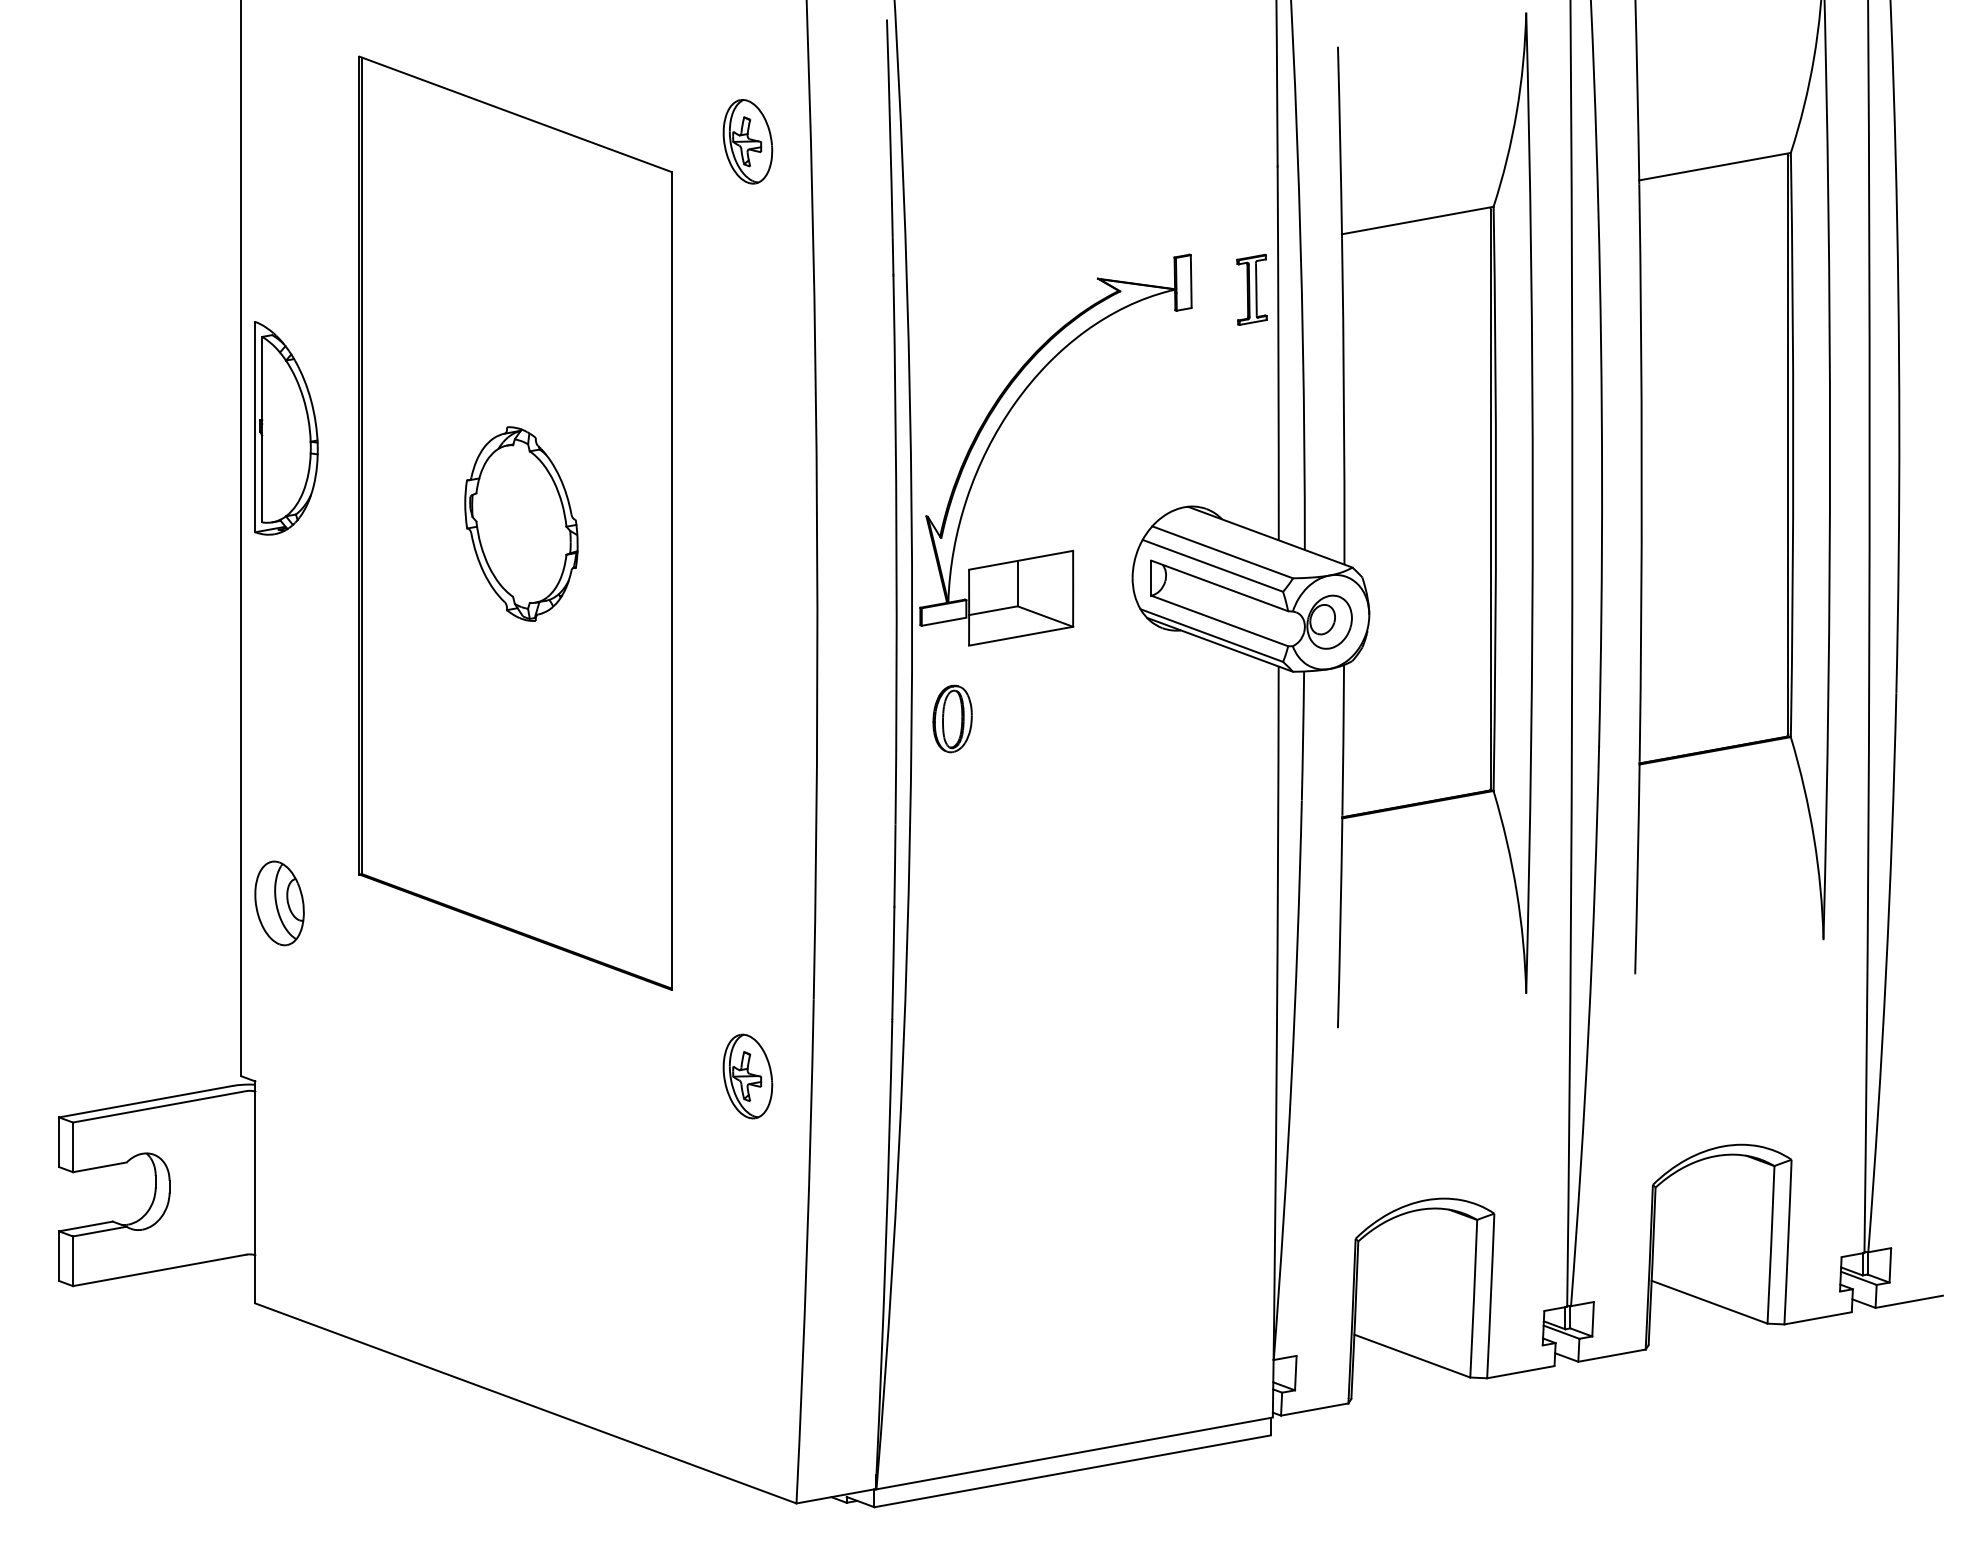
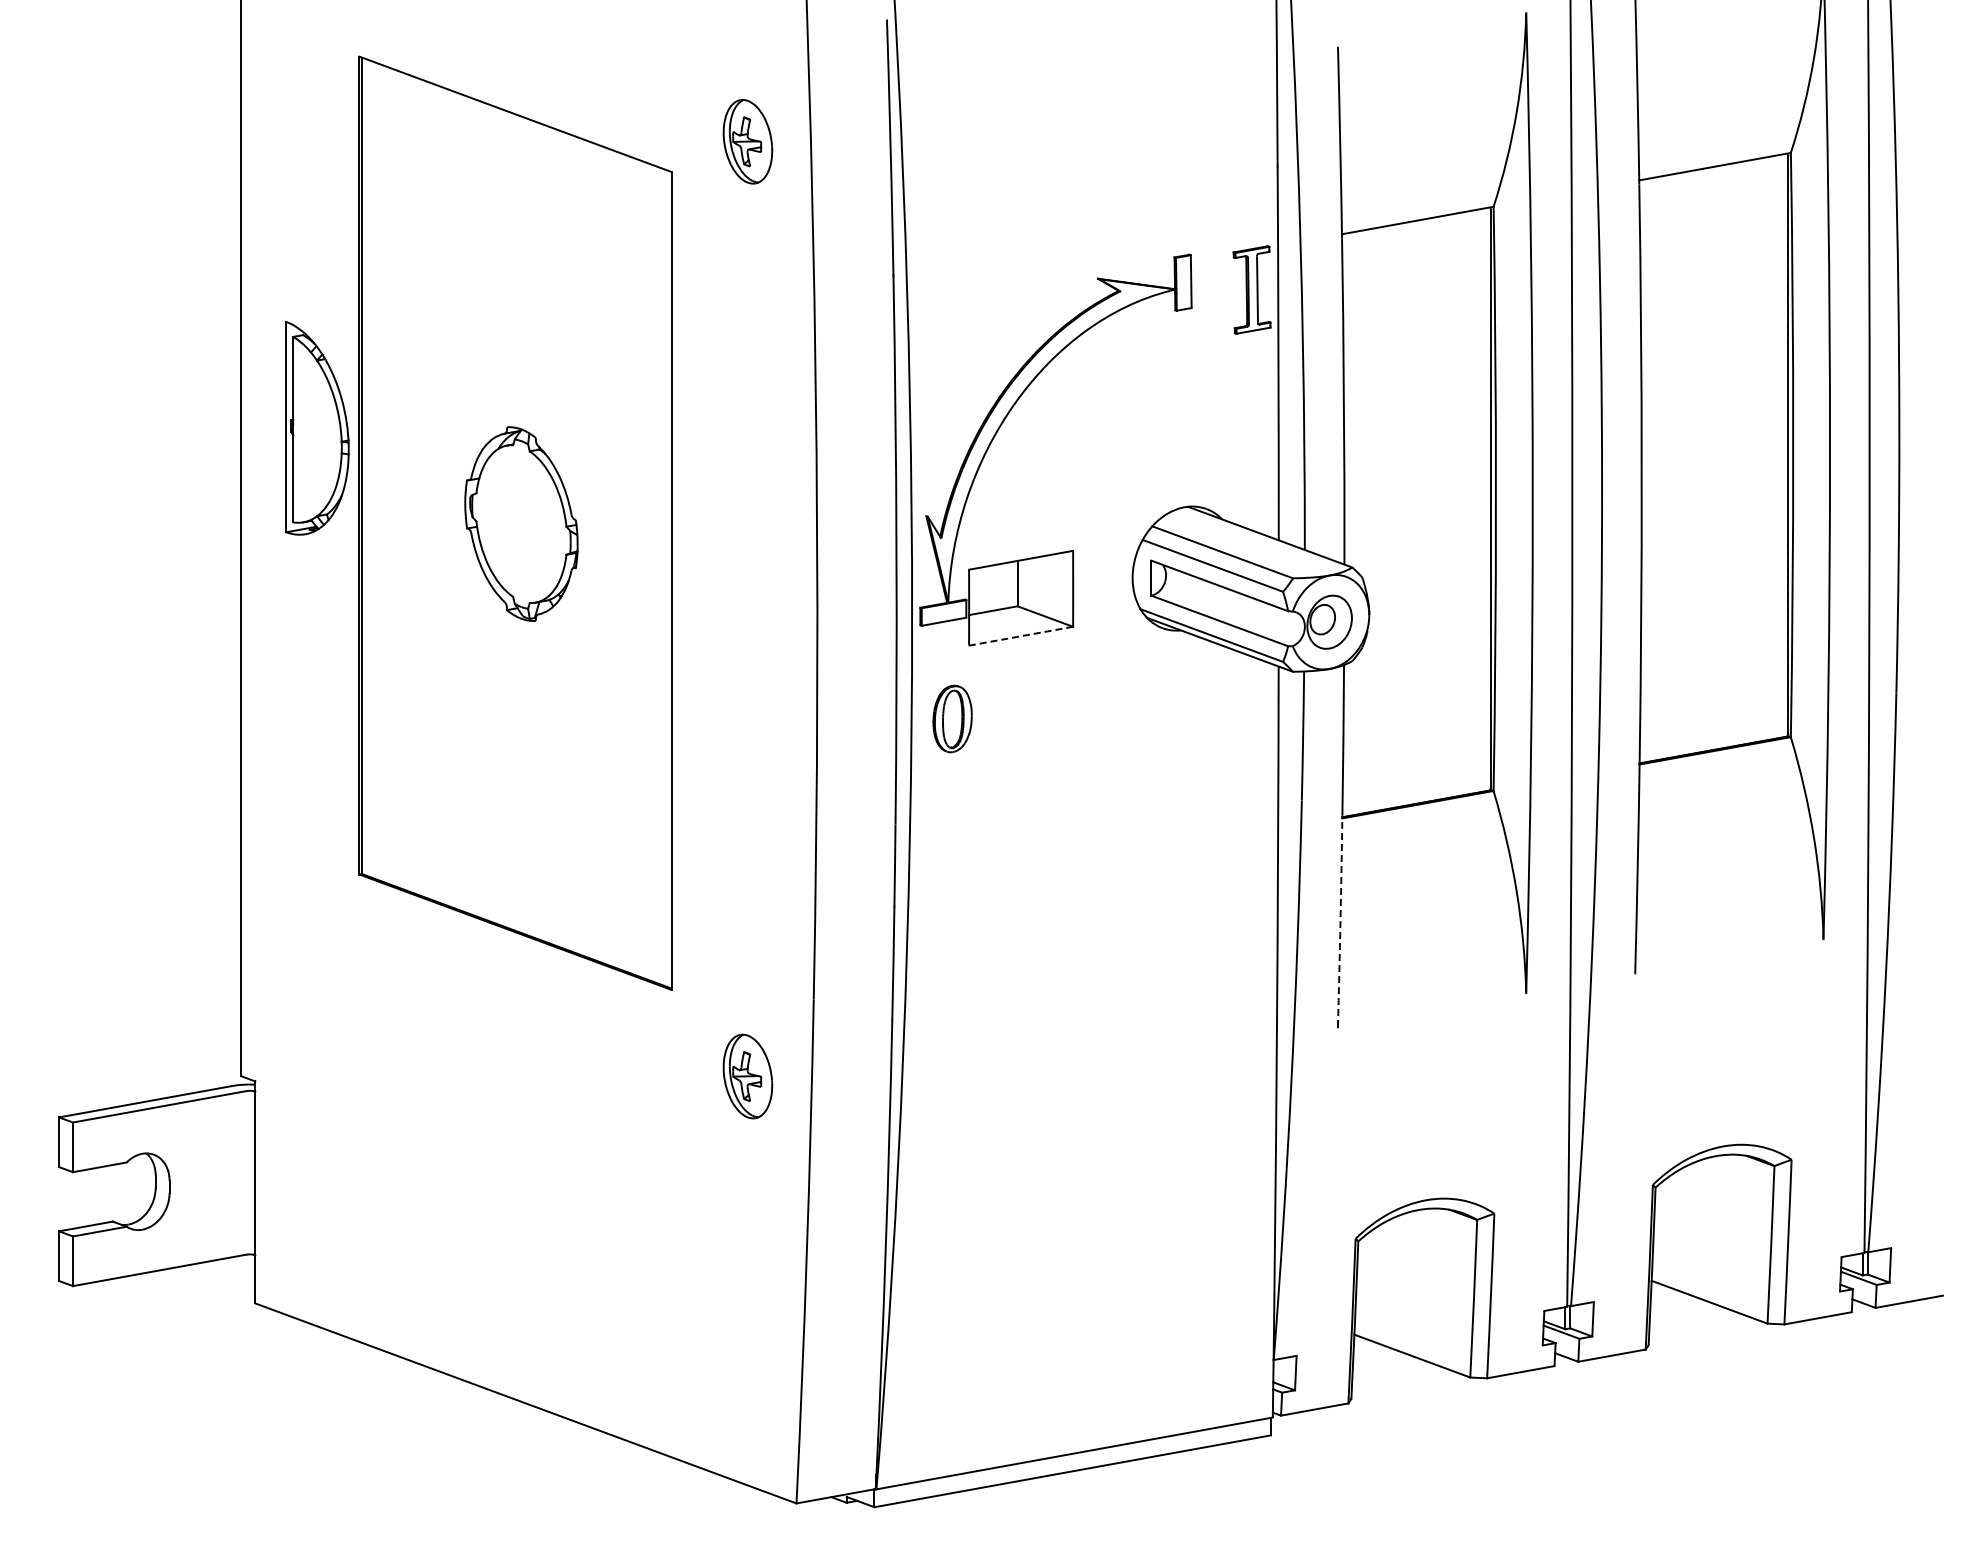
part size: 32x73 px -> 40x90 px (1251, 289)
part position: (286, 428) -> (317, 428) (317, 428)
line: solid -> dashed (1021, 636)
part: present -> none (279, 903)
arc: solid -> dashed (1340, 921)
